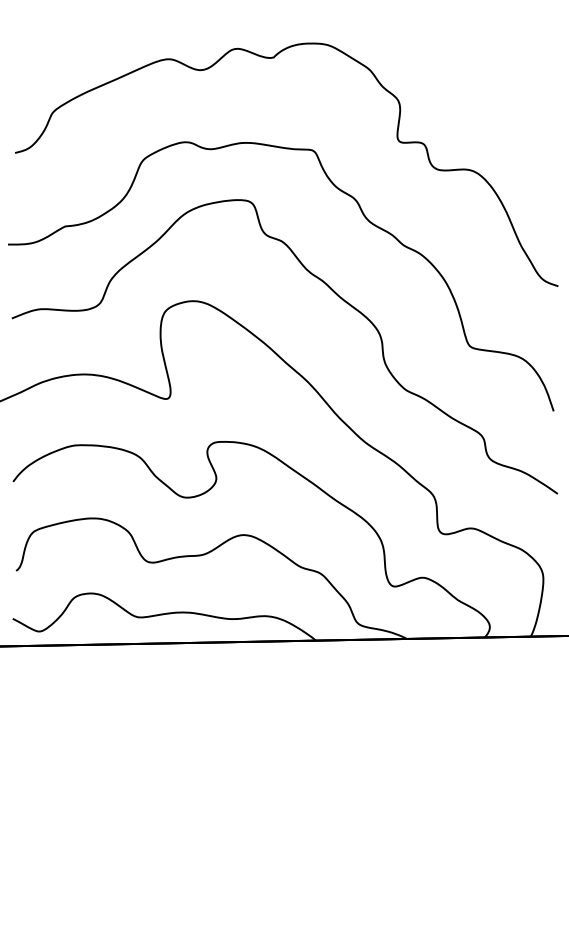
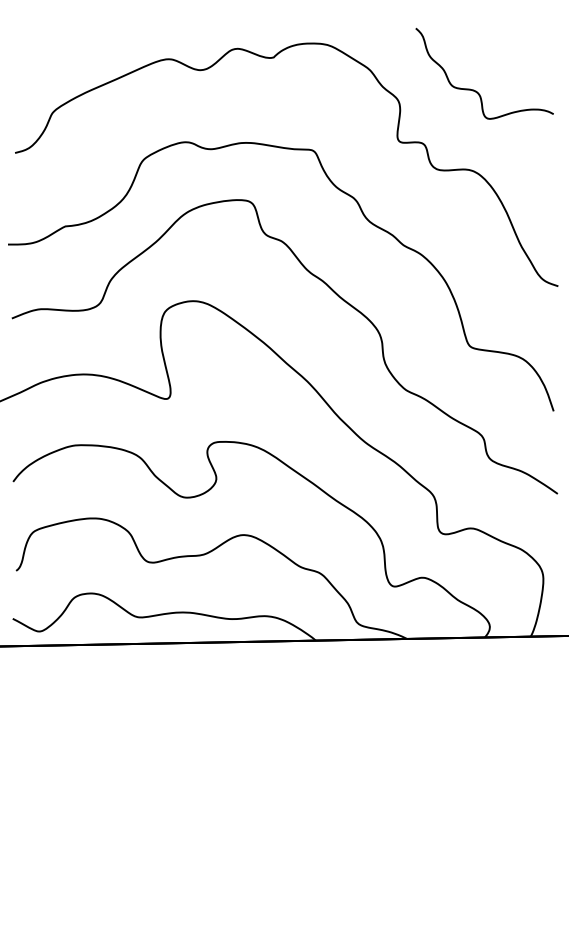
curve: none -> present (476, 90)
